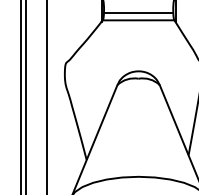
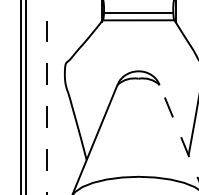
line: solid -> dashed (47, 97)
line: solid -> dashed (179, 132)
